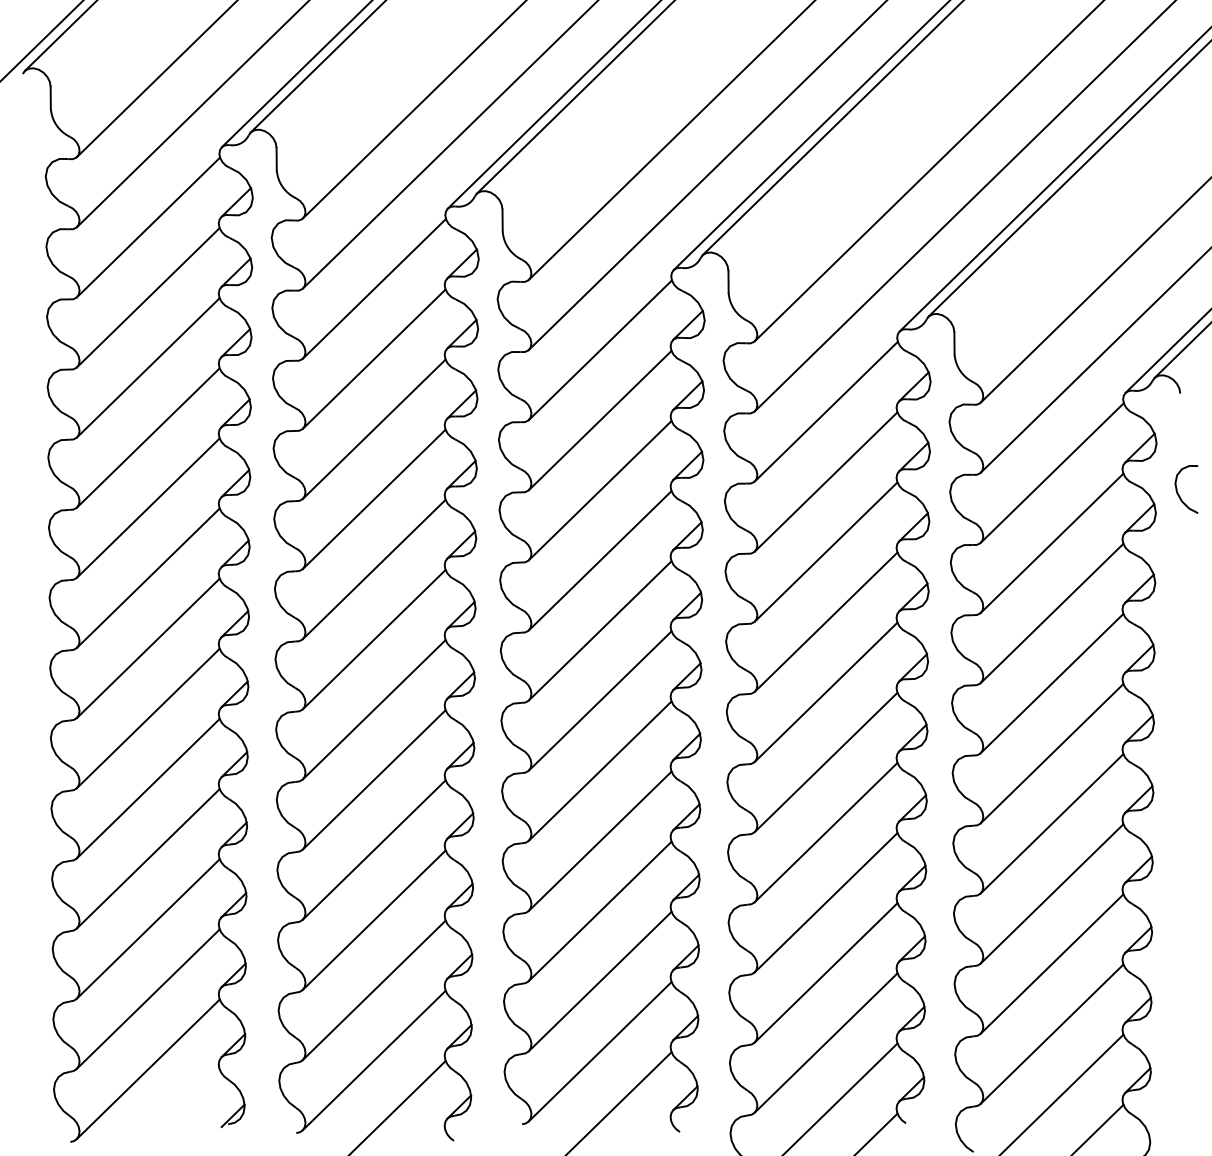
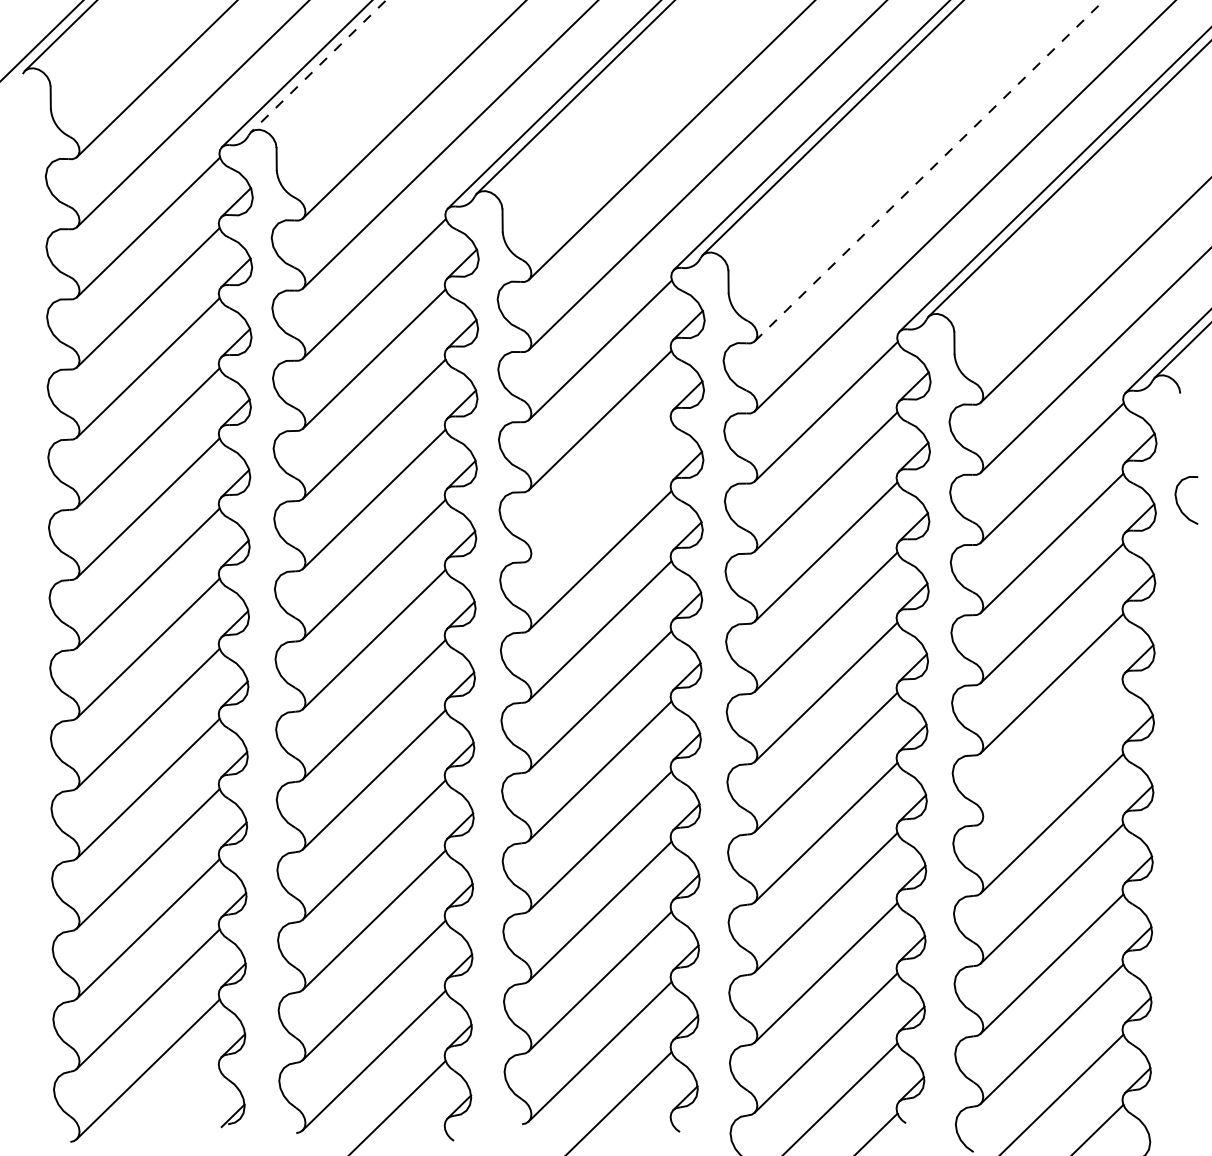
line: solid -> dashed (317, 66)
line: solid -> dashed (929, 170)
line: present -> none (599, 490)
curve position: (1178, 492) -> (1178, 503) (1178, 503)
line: present -> none (1051, 753)
